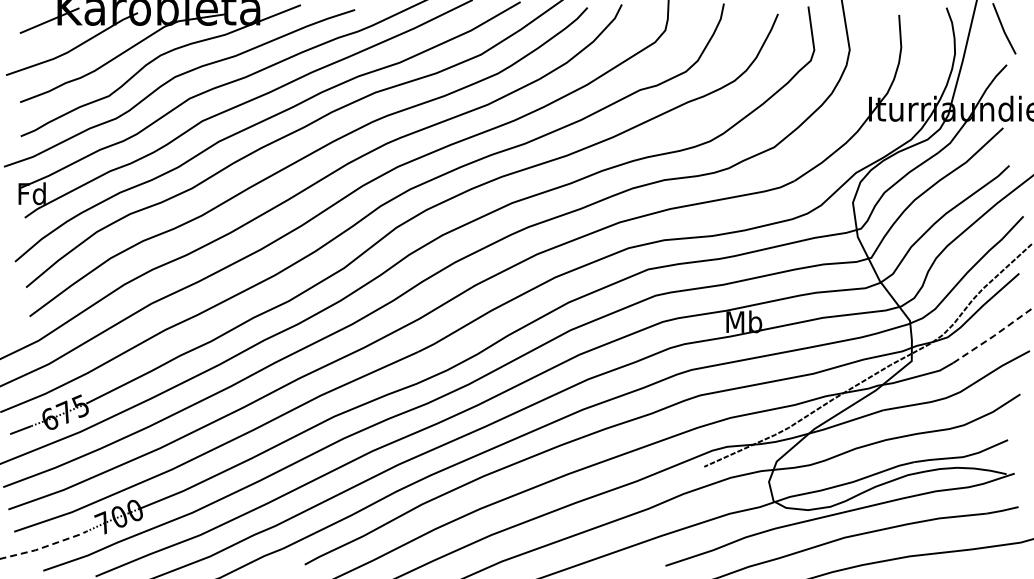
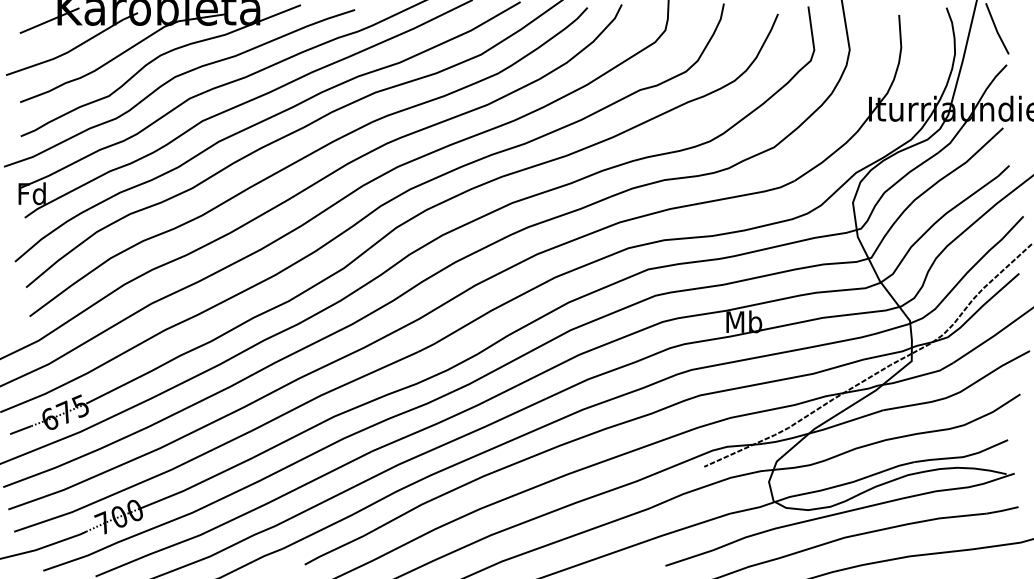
line position: (1003, 28) -> (996, 28) (996, 28)
line: dashed -> solid (994, 335)
line: dashed -> solid (43, 547)
